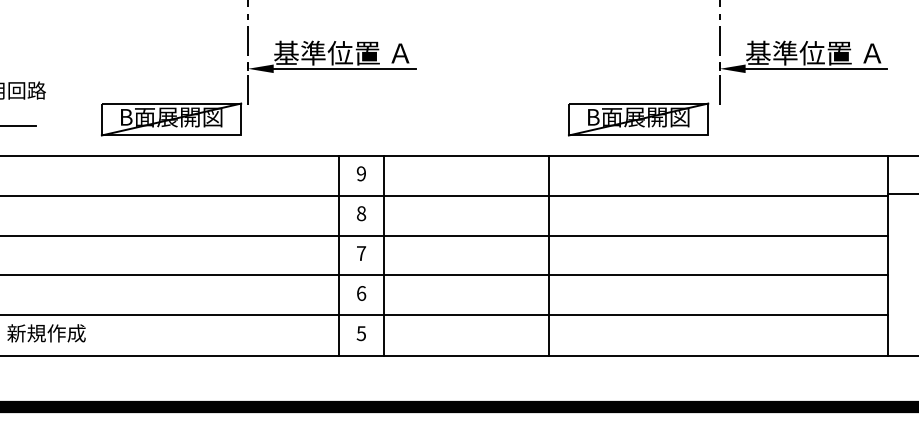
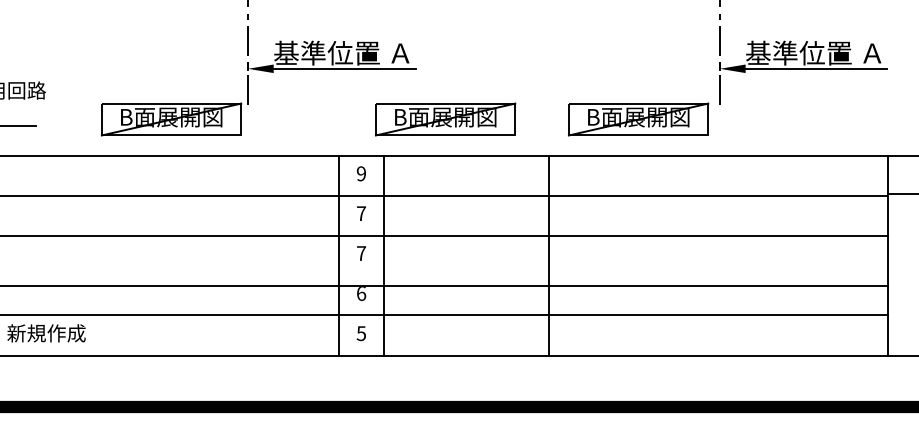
part: none -> present (445, 119)
text: 8 -> 7 (361, 213)
line position: (444, 275) -> (444, 286) (444, 286)
